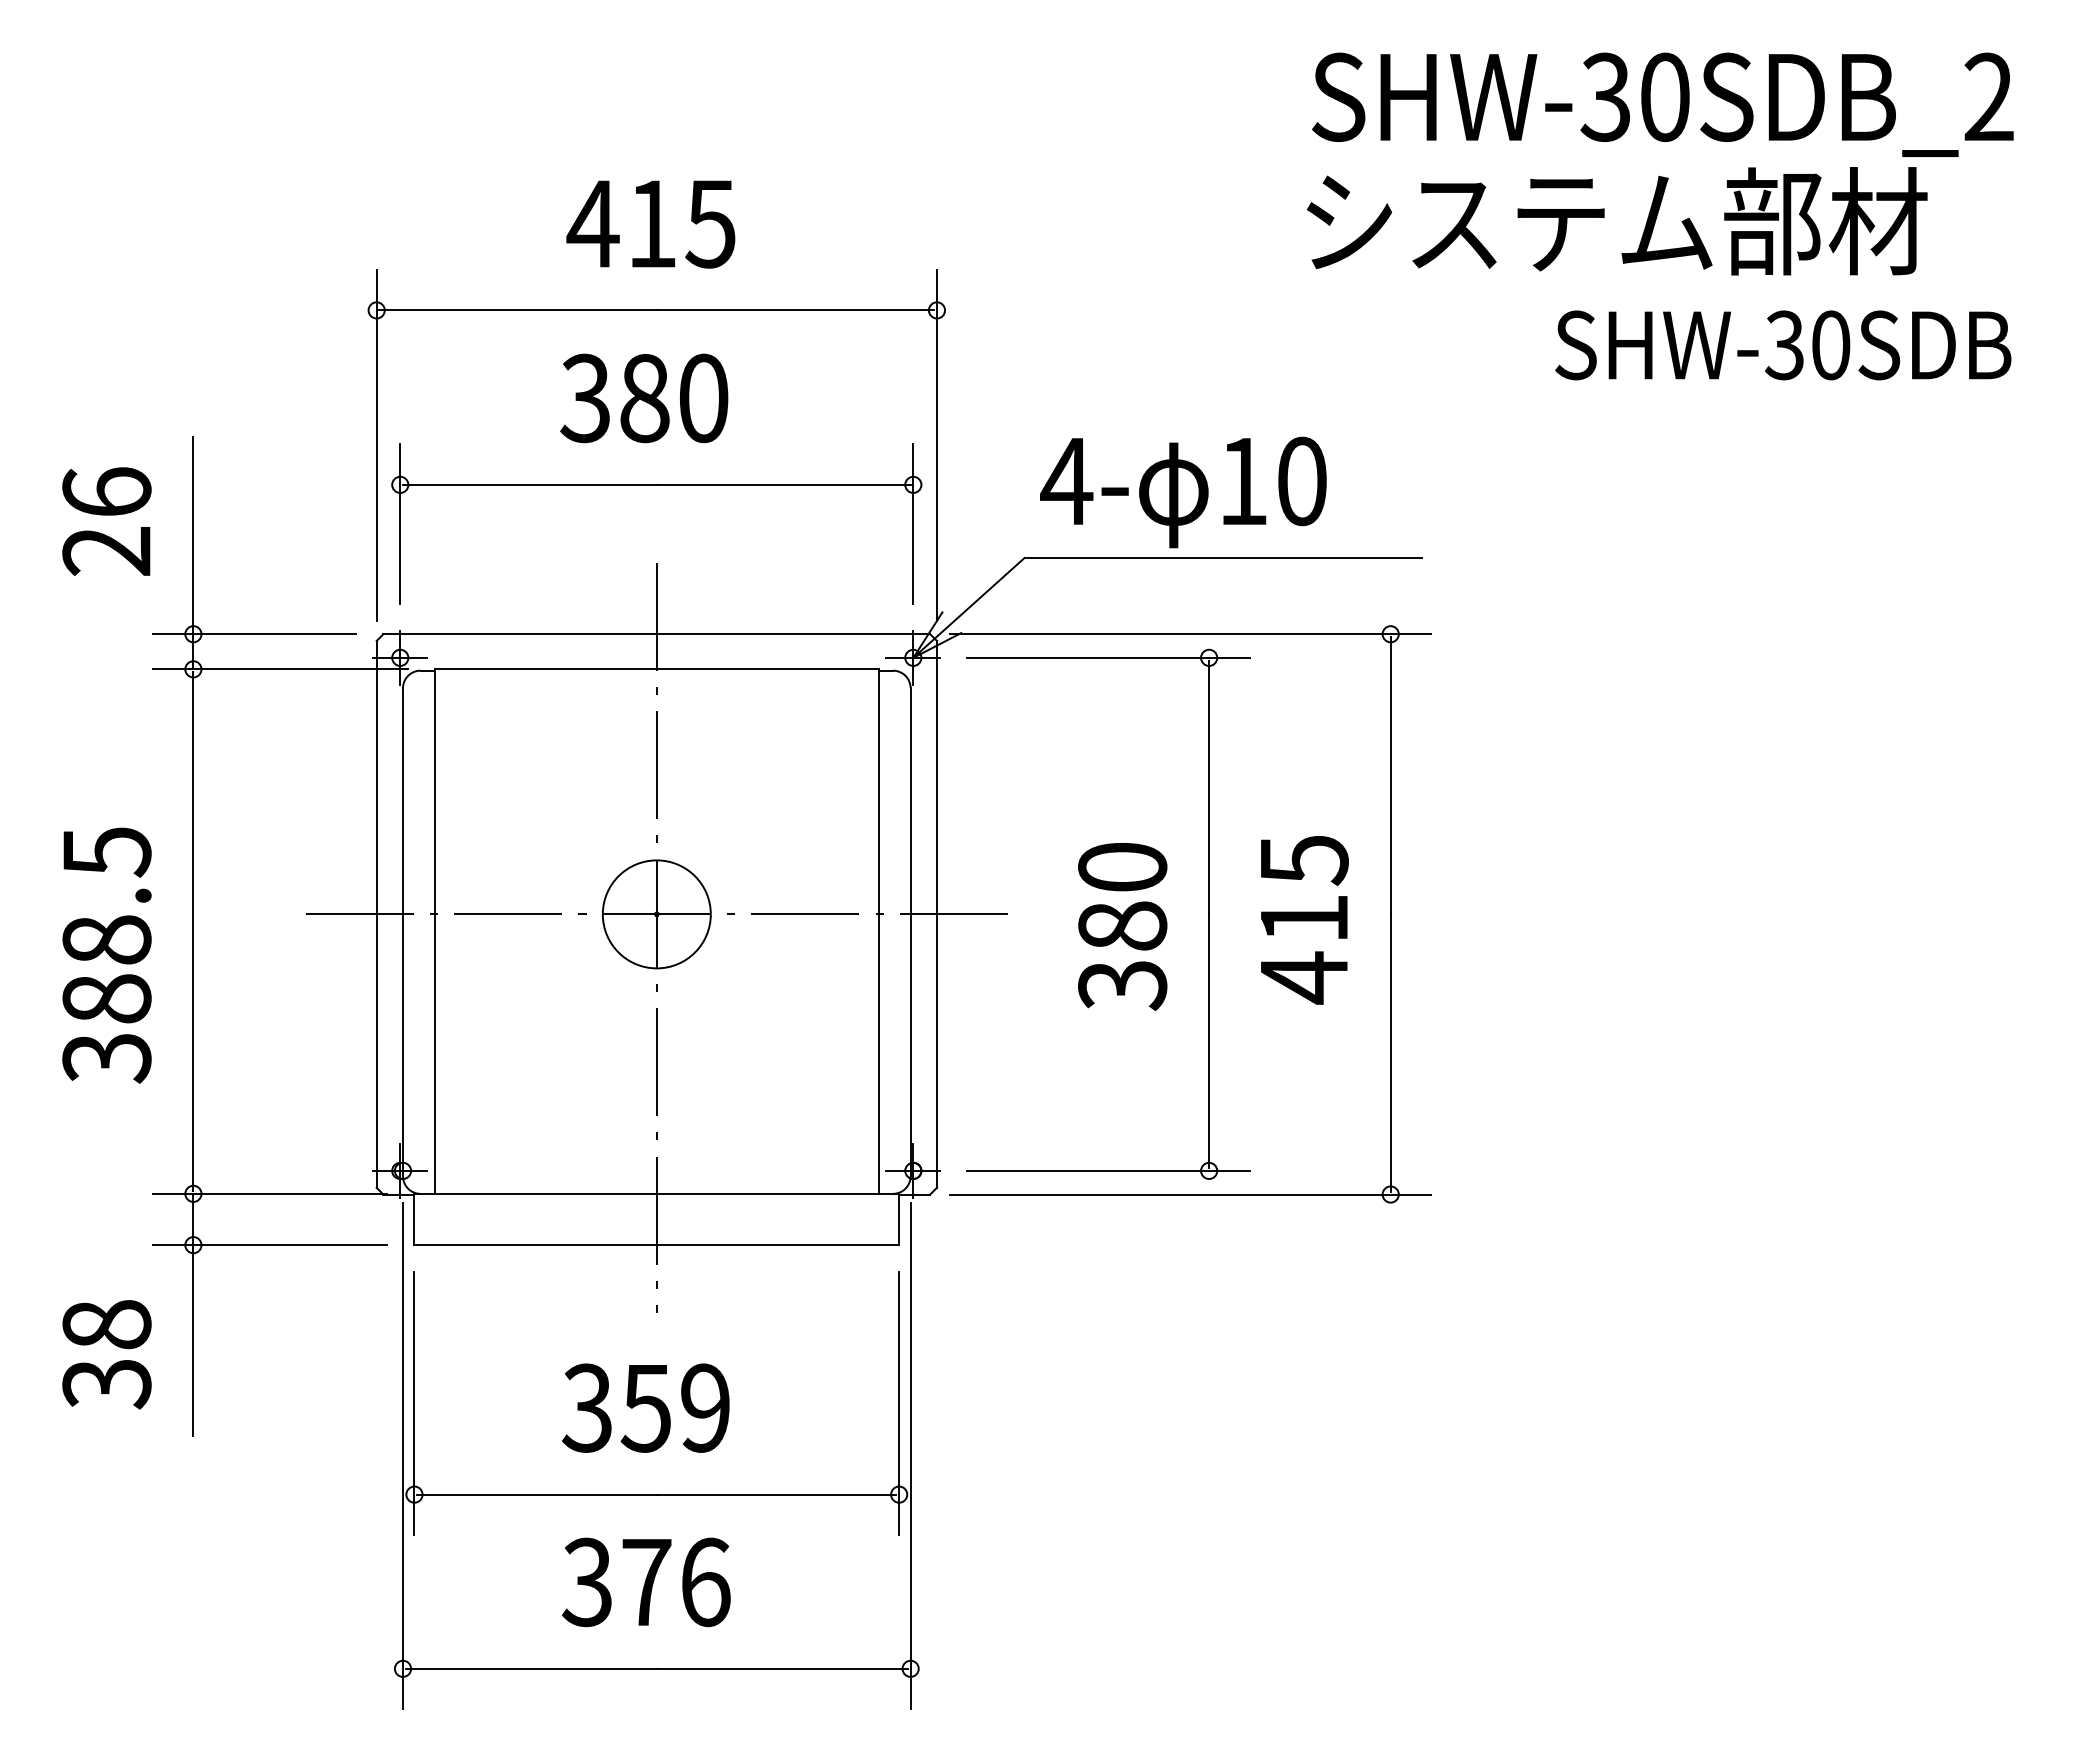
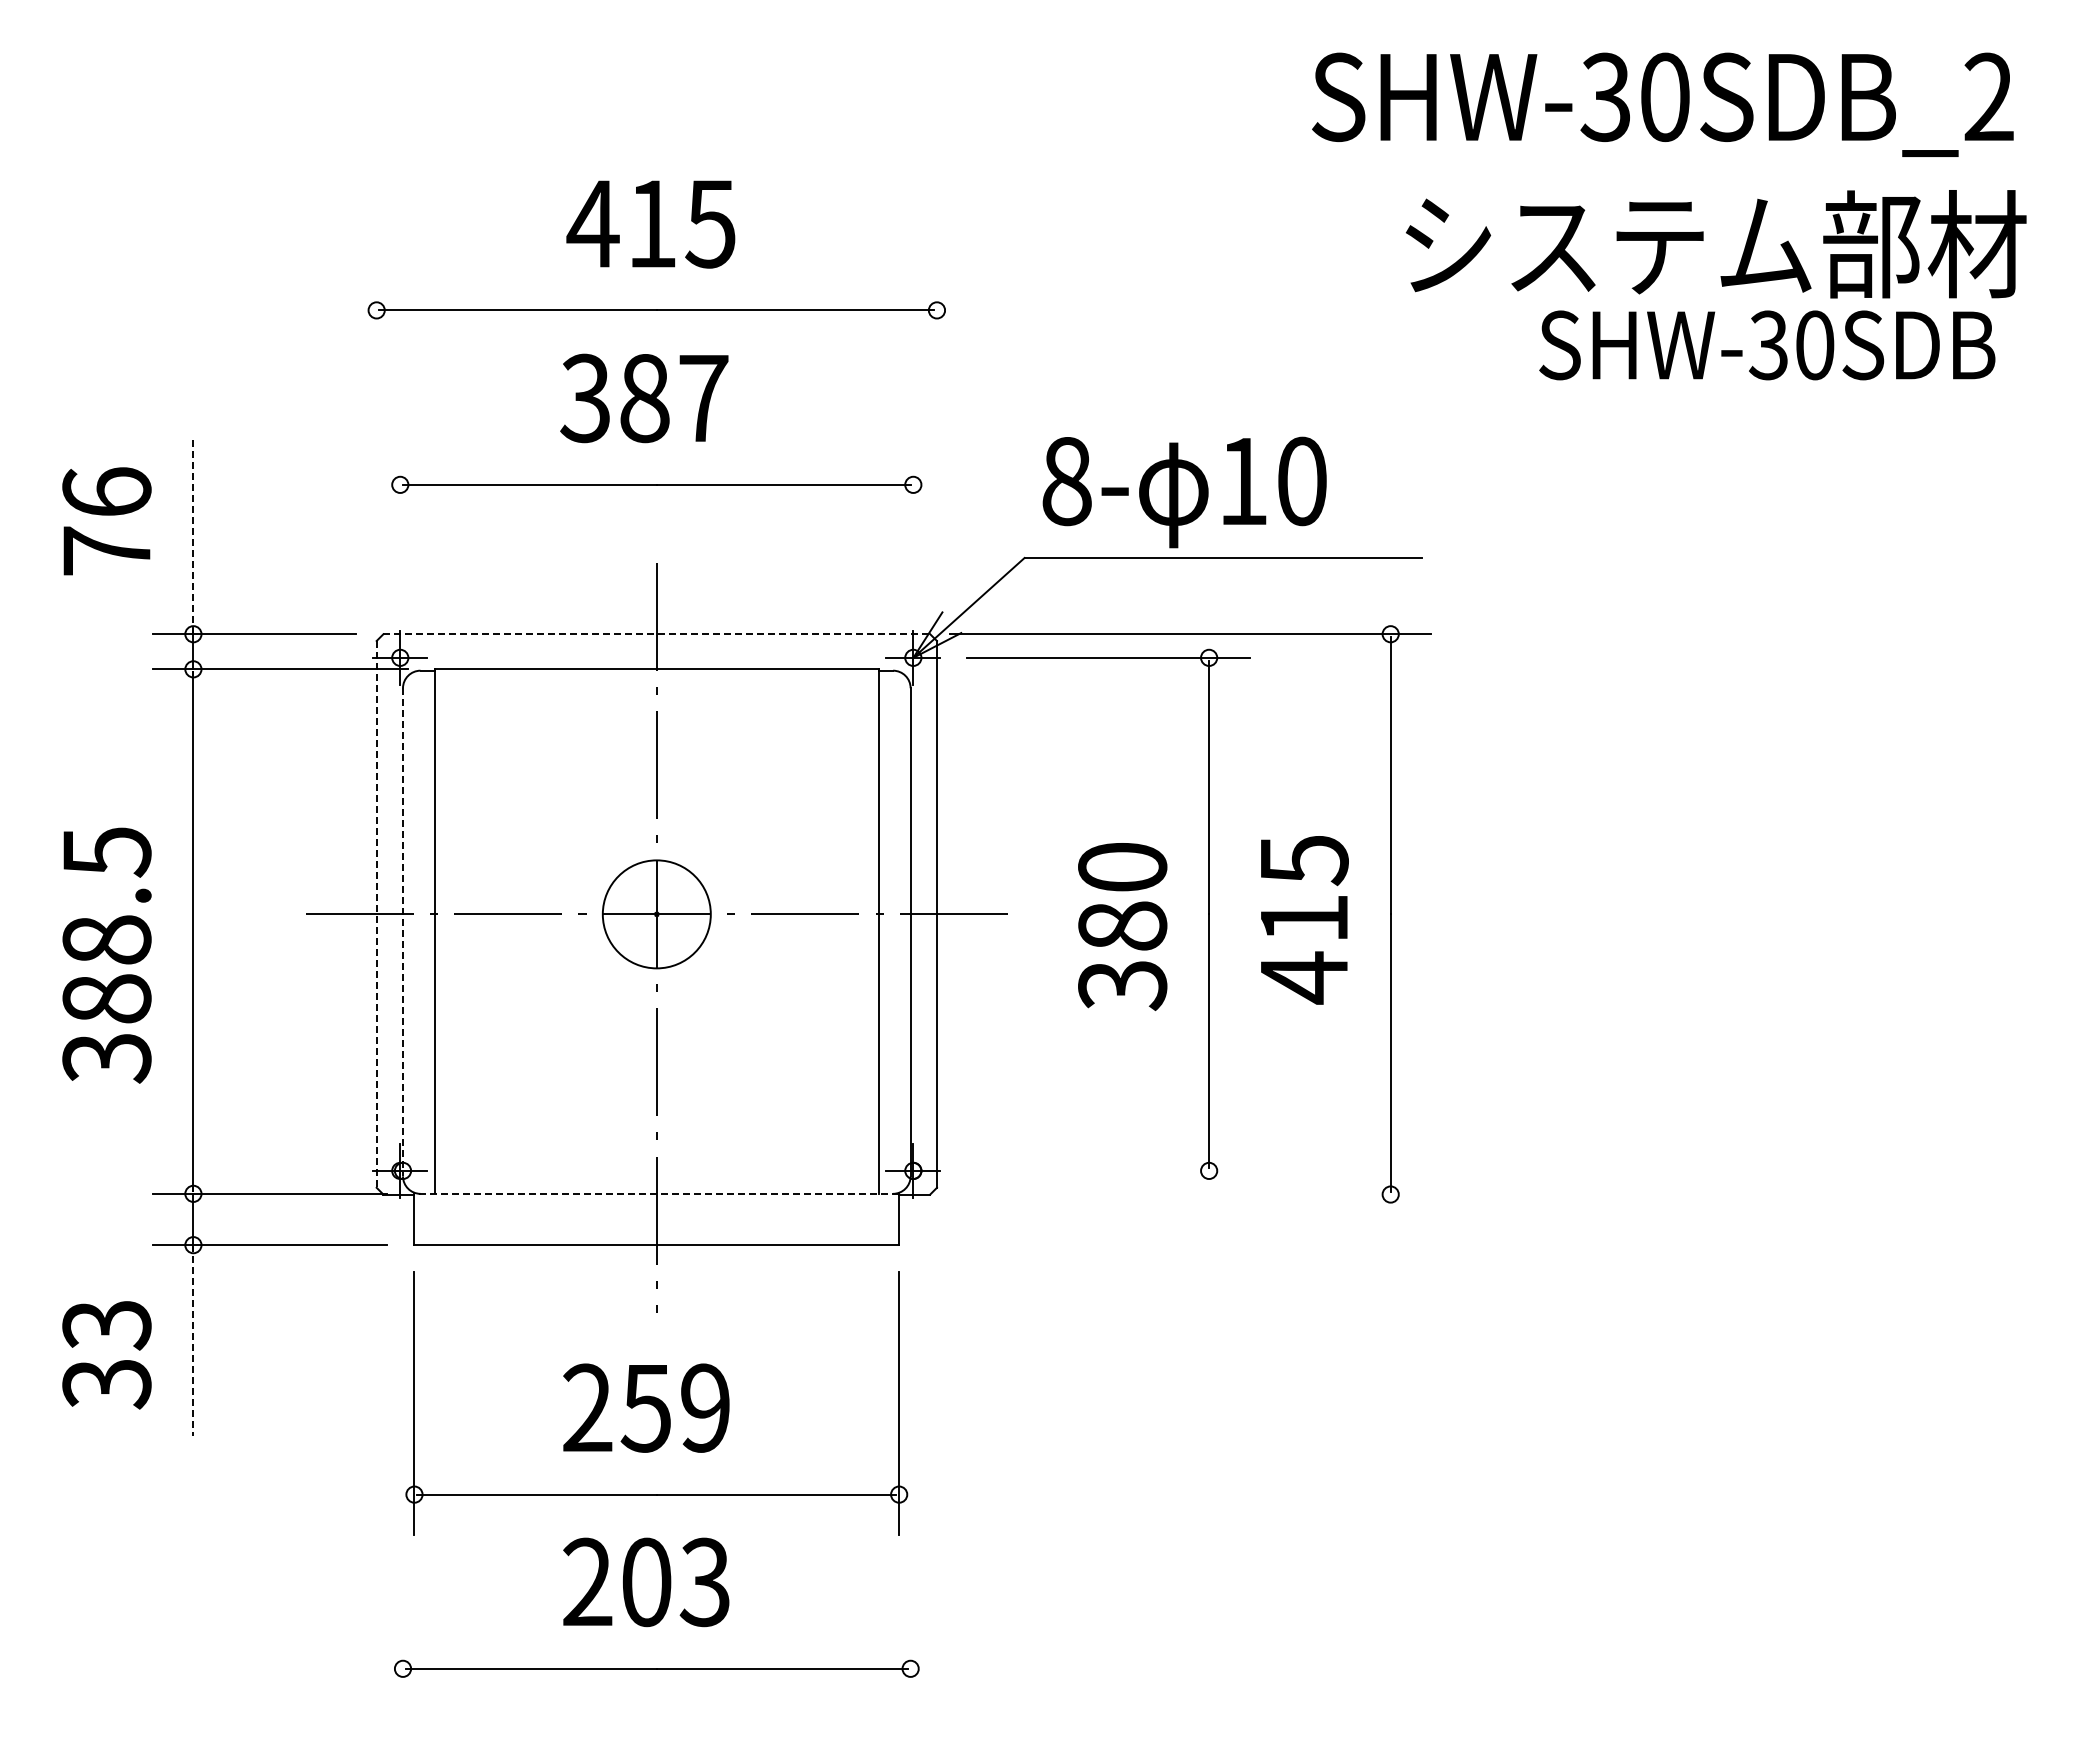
text position: (1617, 221) -> (1716, 244) (1716, 244)
text position: (1783, 345) -> (1767, 345) (1767, 345)
text: 380 -> 387 (703, 398)
line: present -> none (376, 444)
line: present -> none (936, 444)
text: 4- -> 8- (1066, 481)
line: present -> none (400, 523)
line: present -> none (913, 523)
line: solid -> dashed (193, 535)
text: 26 -> 76 (106, 550)
line: solid -> dashed (657, 634)
line: solid -> dashed (376, 914)
line: solid -> dashed (403, 932)
line: present -> none (1108, 1170)
line: solid -> dashed (656, 1193)
line: present -> none (1190, 1194)
text: 38 -> 33 (106, 1325)
line: solid -> dashed (193, 1340)
text: 359 -> 259 (587, 1407)
line: present -> none (403, 1456)
line: present -> none (910, 1456)
text: 376 -> 203 (646, 1582)
